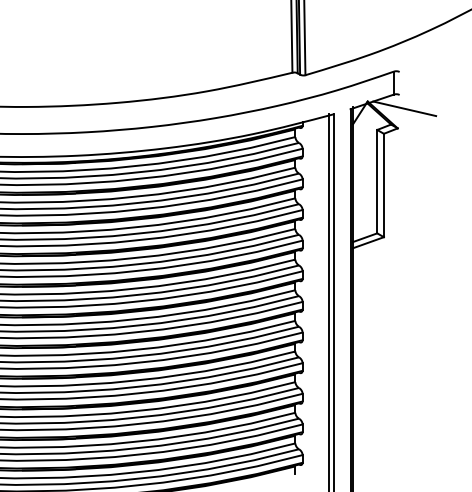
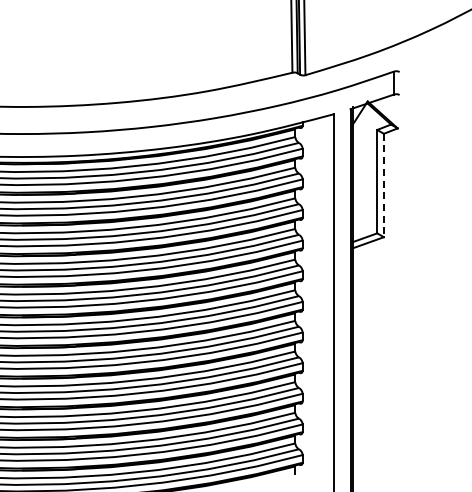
line: present -> none (404, 108)
line: solid -> dashed (383, 185)
line: present -> none (328, 300)
